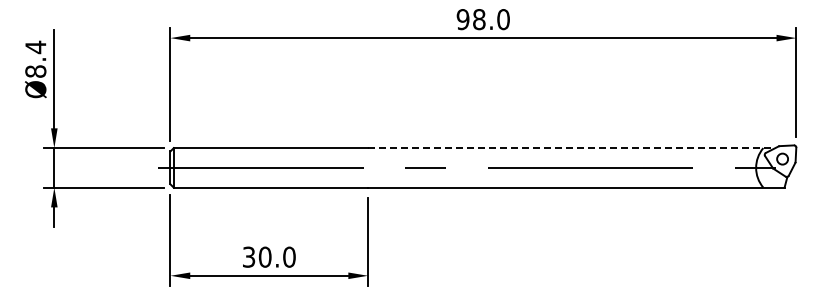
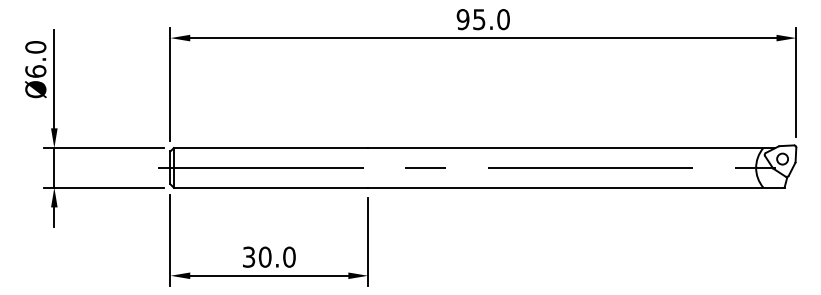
text: 98.0 -> 95.0 (479, 19)
text: Ø8.4 -> Ø6.0 (35, 58)
line: dashed -> solid (571, 148)
